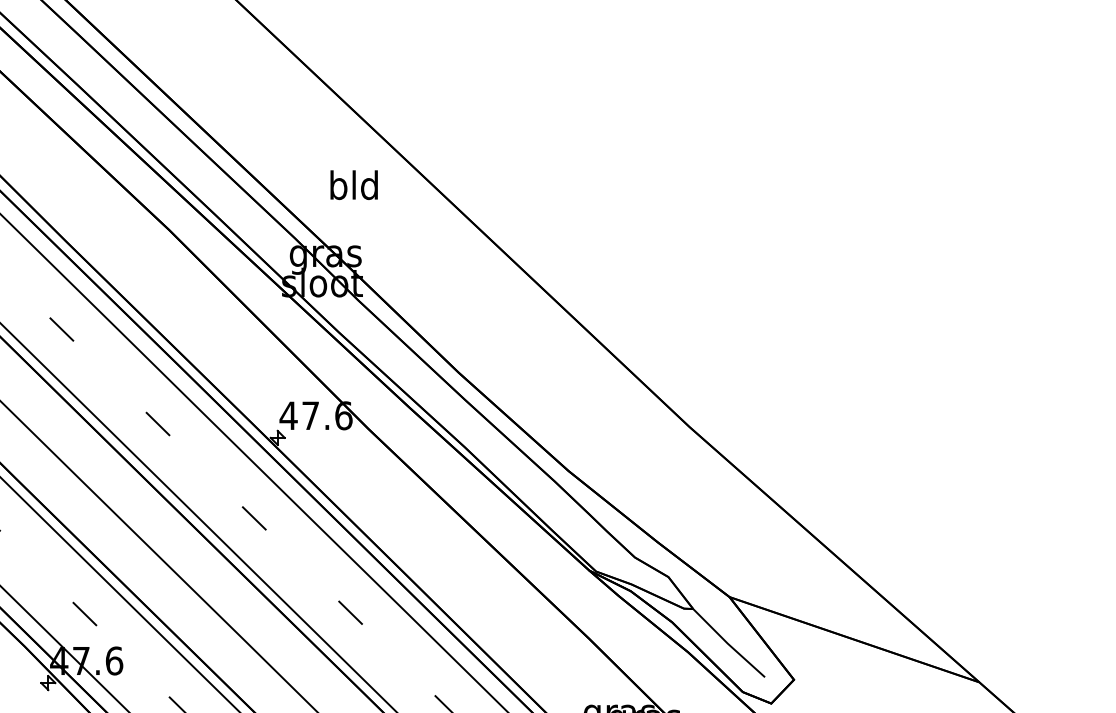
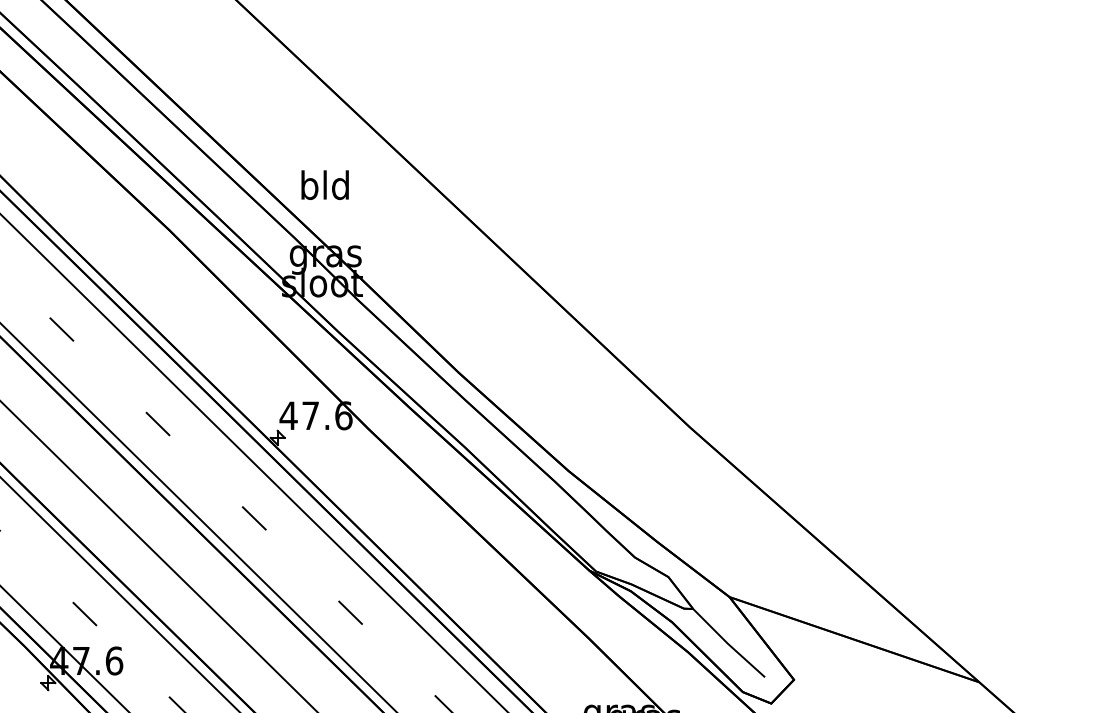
text position: (353, 184) -> (324, 184) (324, 184)
